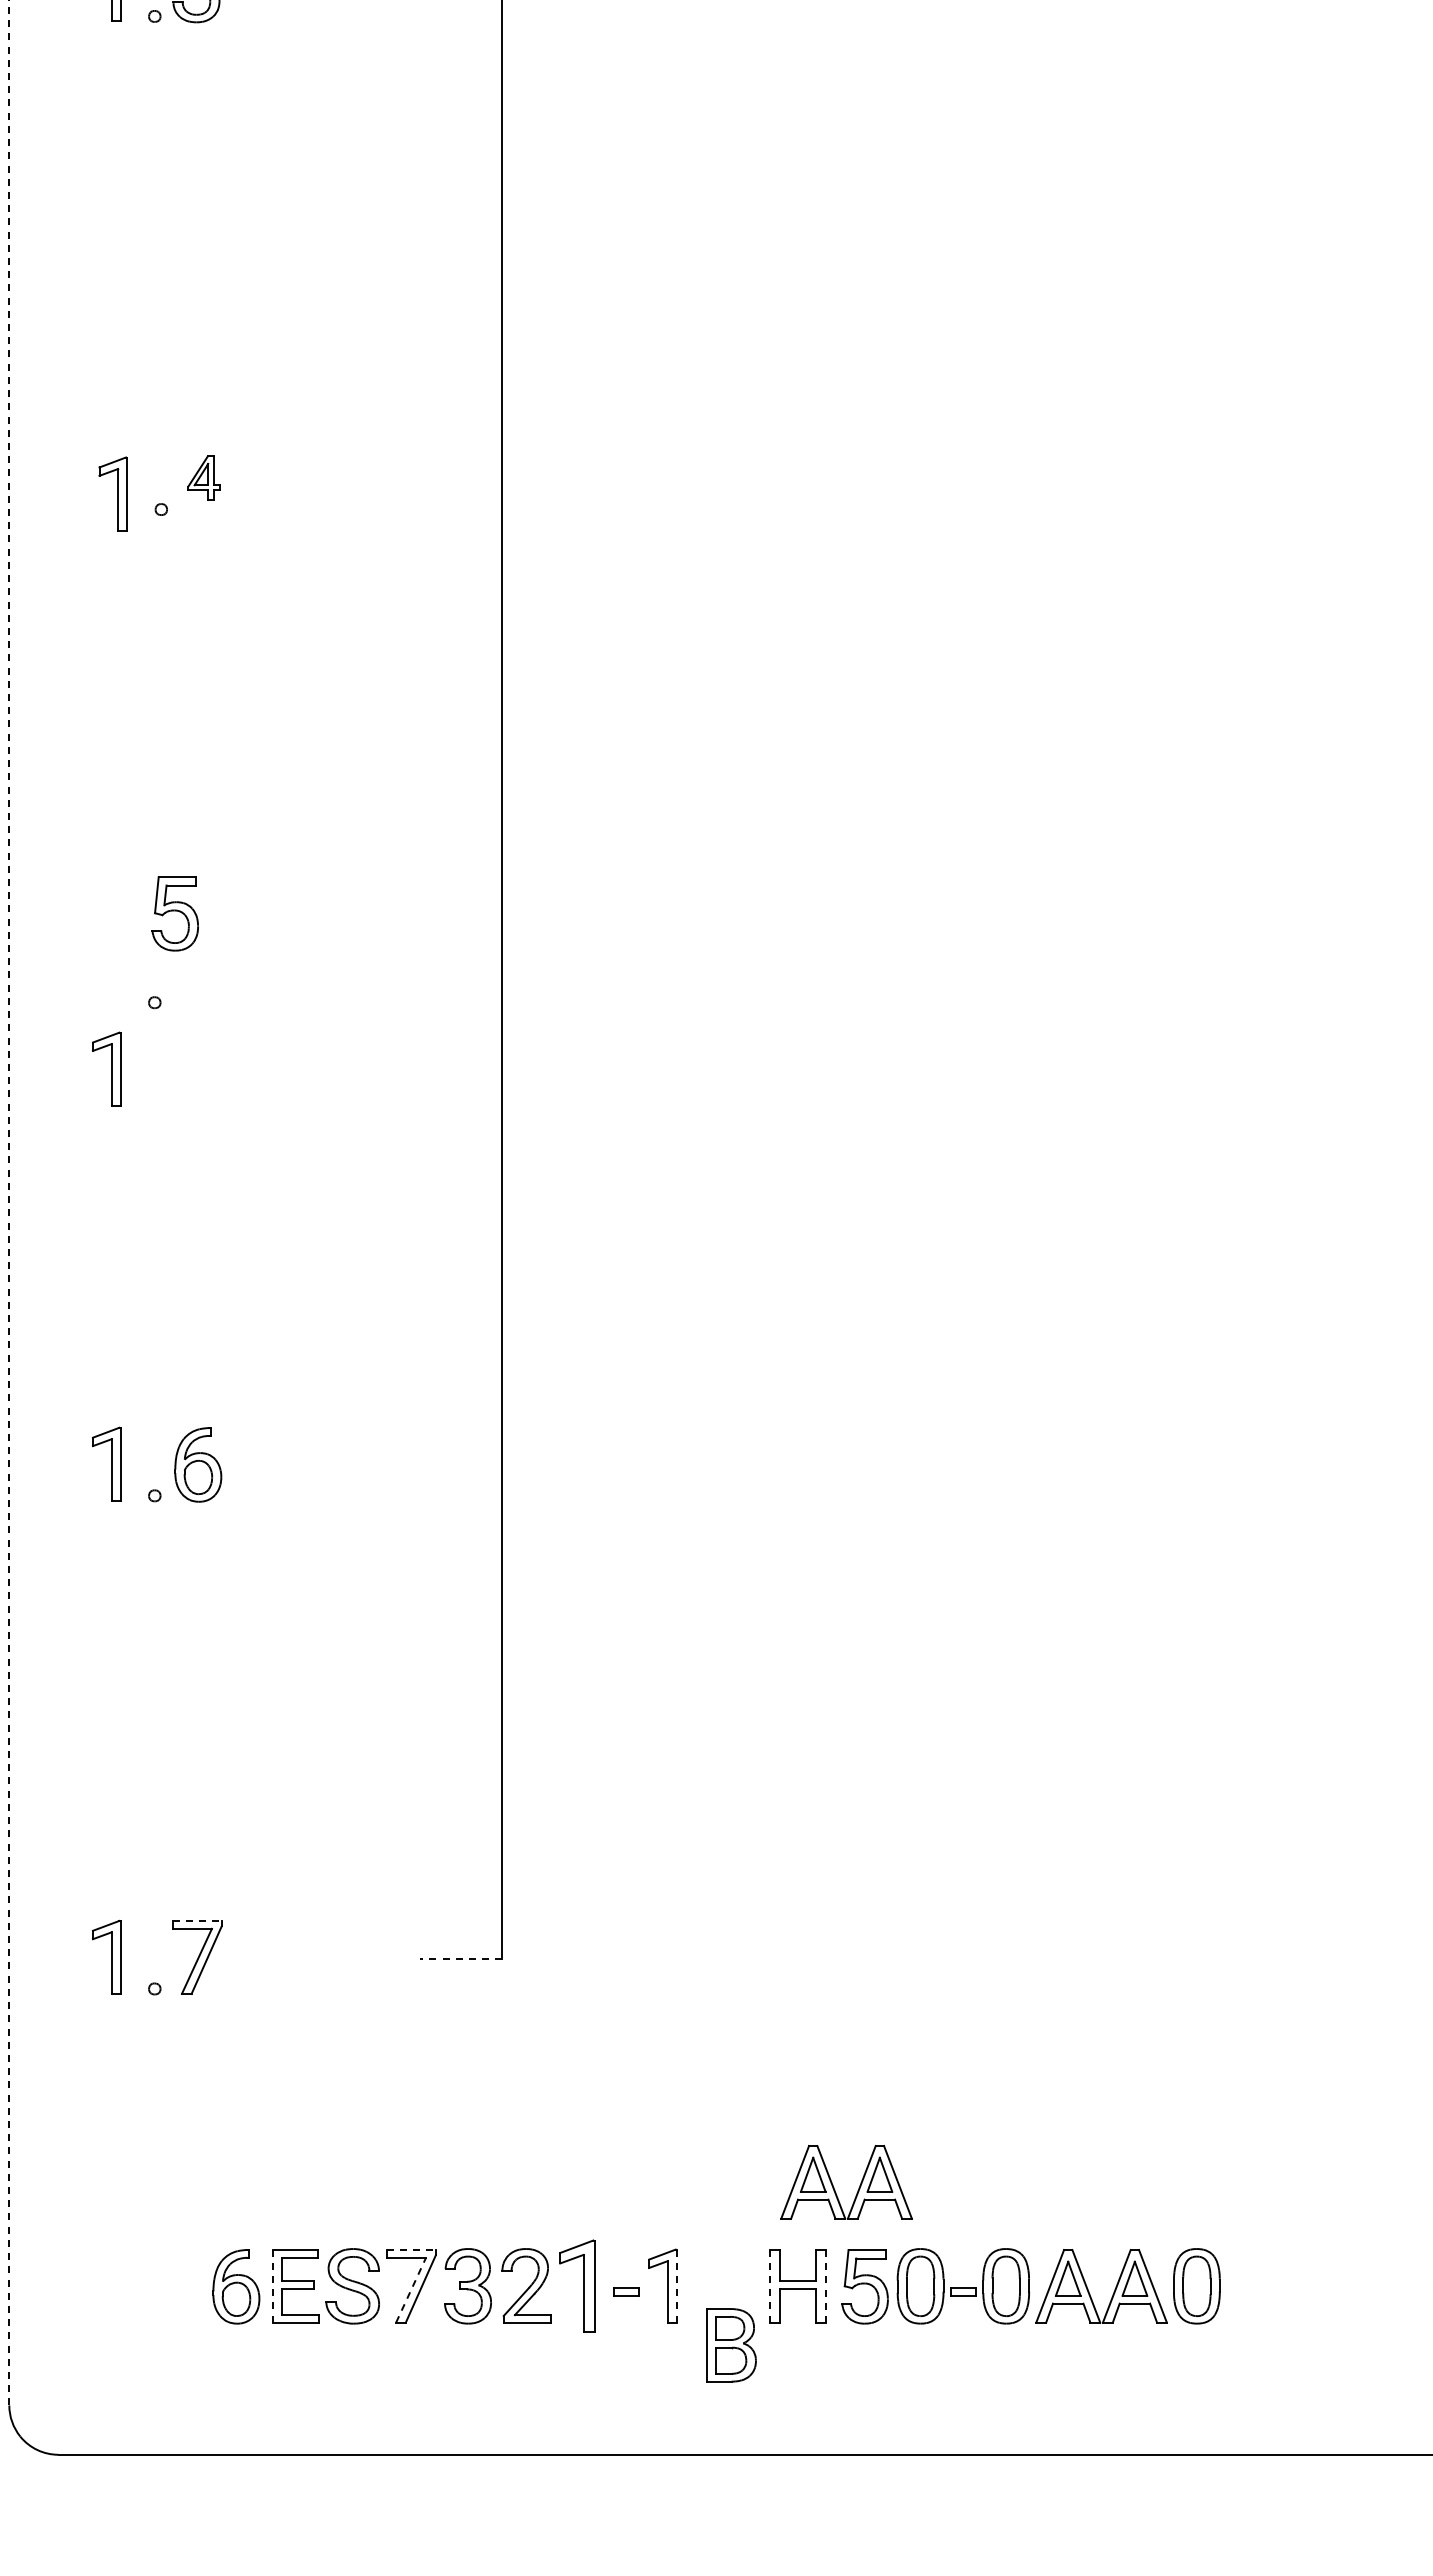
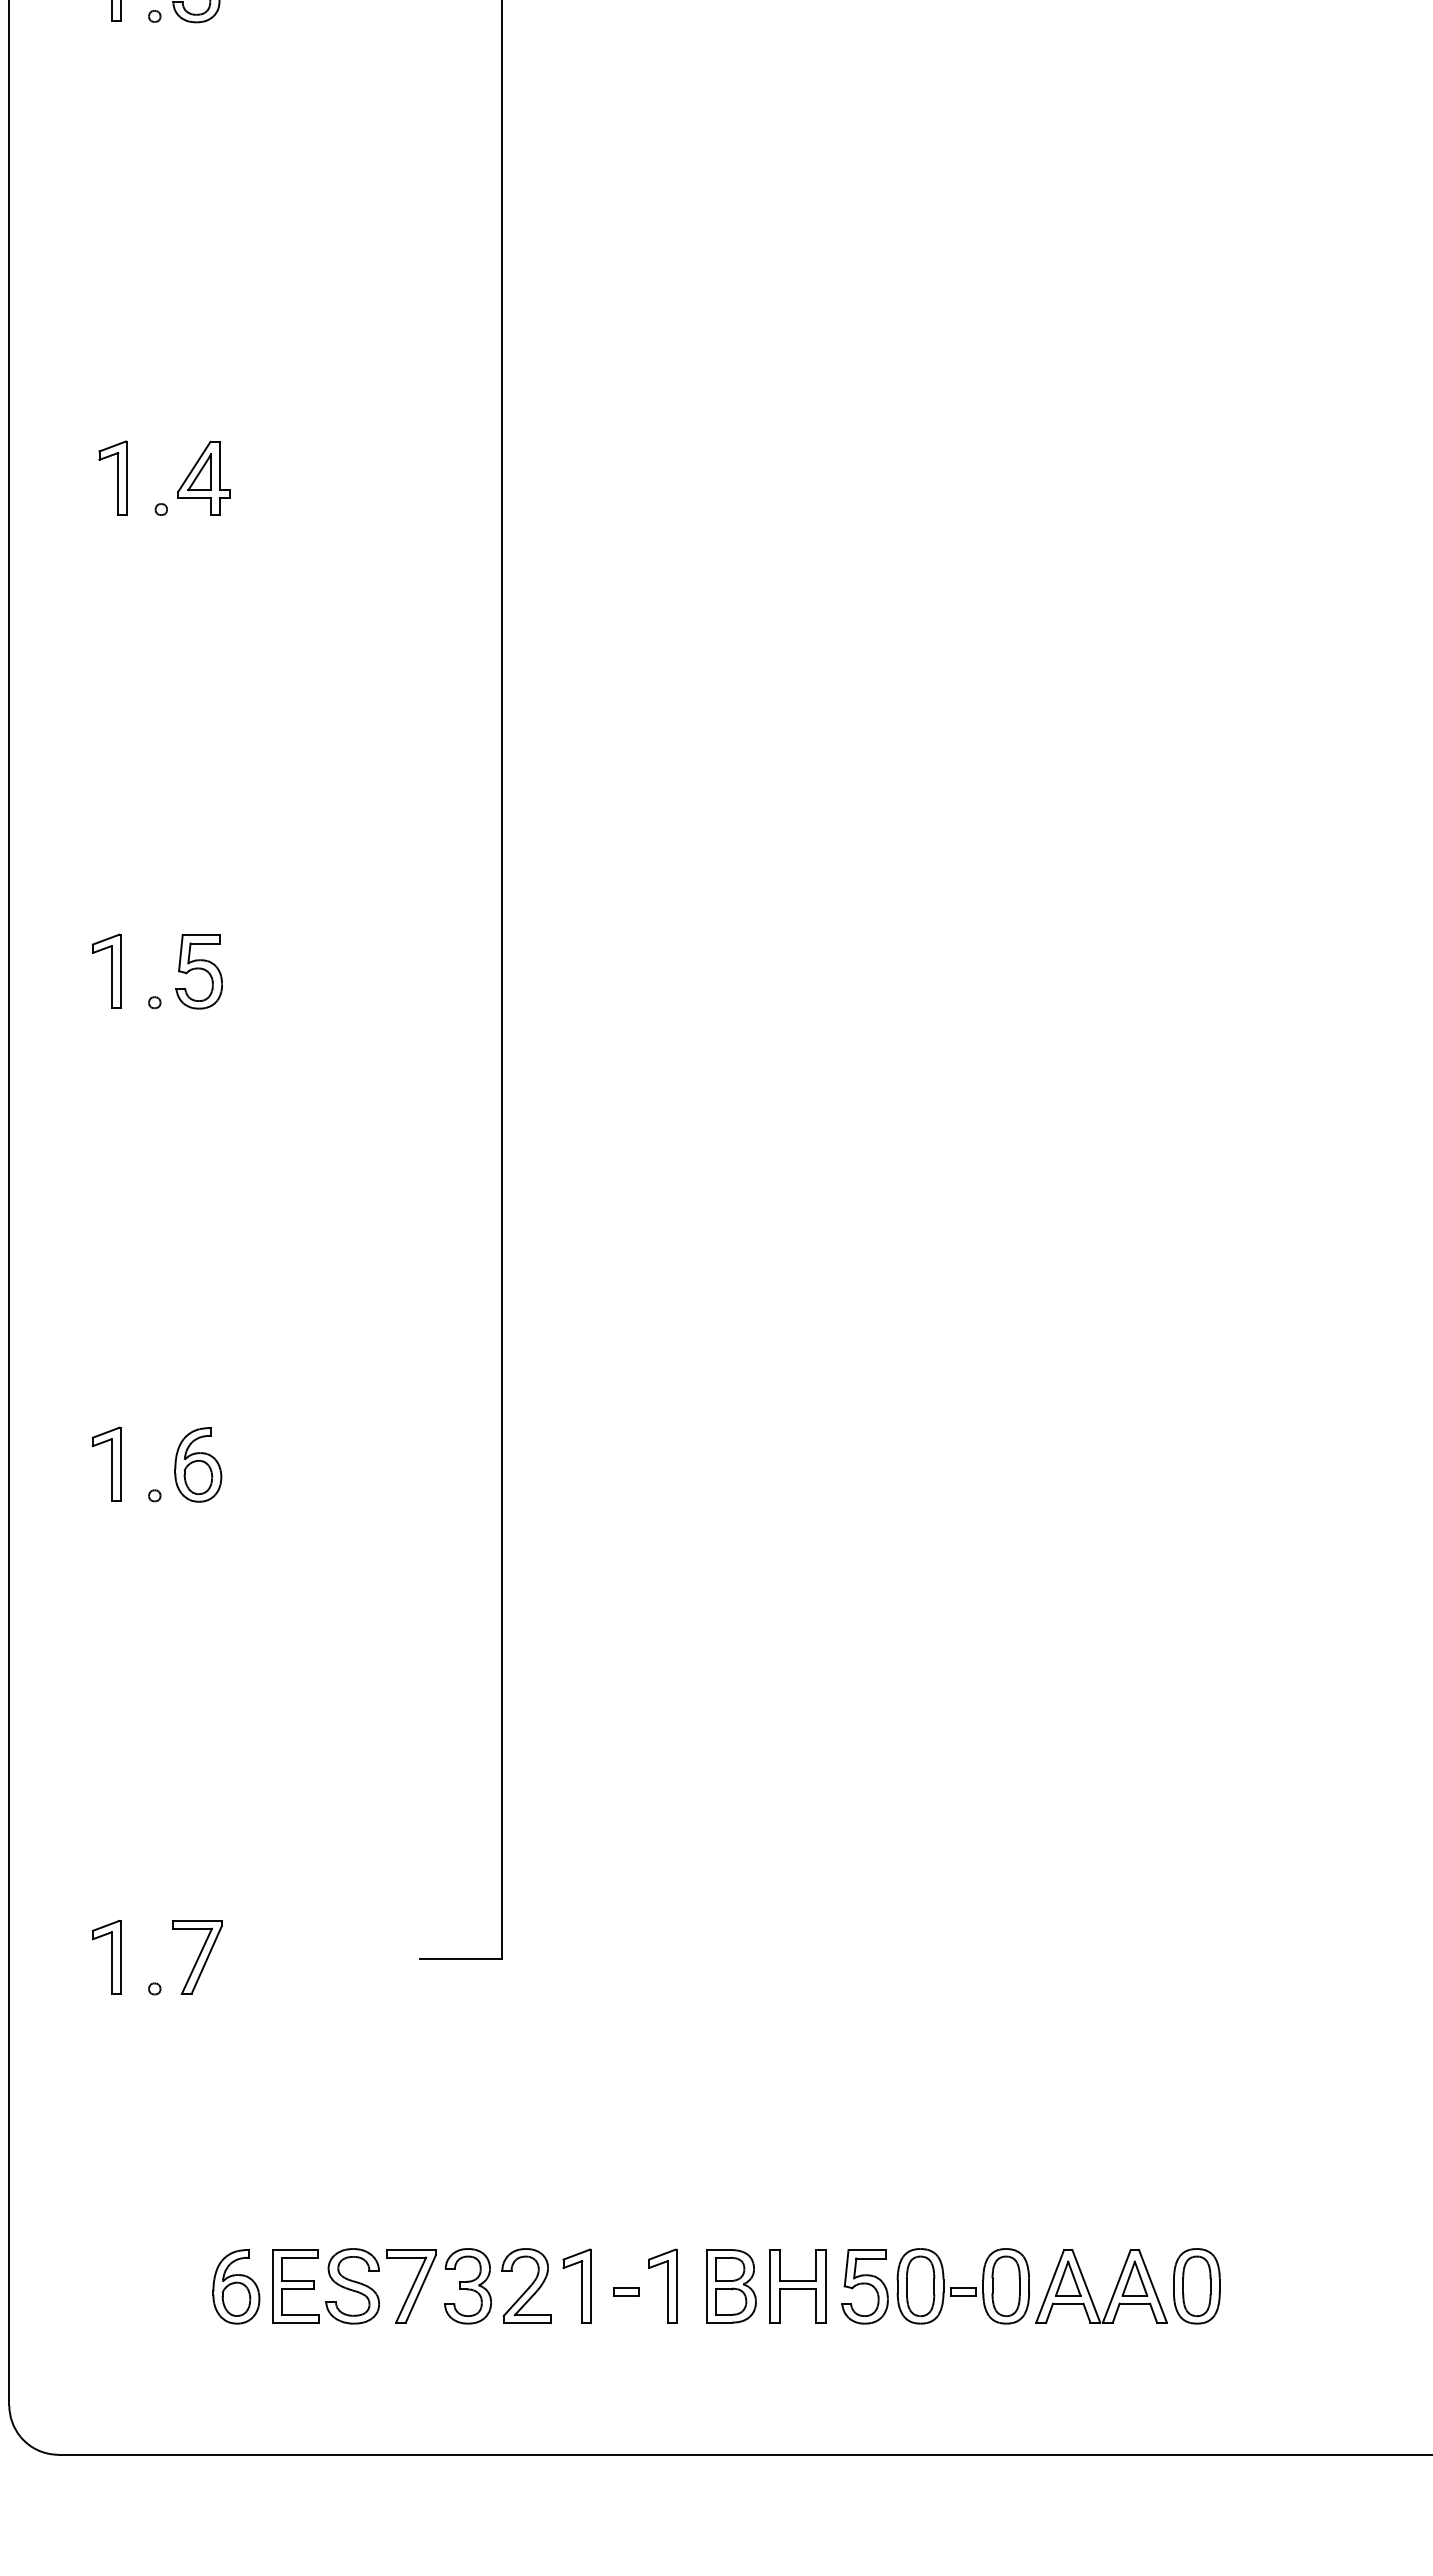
part size: 34x46 px -> 54x76 px (203, 477)
part position: (112, 493) -> (112, 477) (112, 477)
part position: (174, 913) -> (198, 971) (198, 971)
part position: (106, 1068) -> (106, 970) (106, 970)
line: dashed -> solid (9, 1202)
line: dashed -> solid (197, 1921)
line: dashed -> solid (460, 1959)
part: present -> none (834, 2187)
line: dashed -> solid (411, 2250)
line: dashed -> solid (272, 2285)
part size: 37x94 px -> 30x76 px (576, 2285)
line: dashed -> solid (770, 2285)
line: dashed -> solid (677, 2286)
line: dashed -> solid (826, 2286)
line: dashed -> solid (411, 2290)
part position: (731, 2345) -> (731, 2286) (731, 2286)
